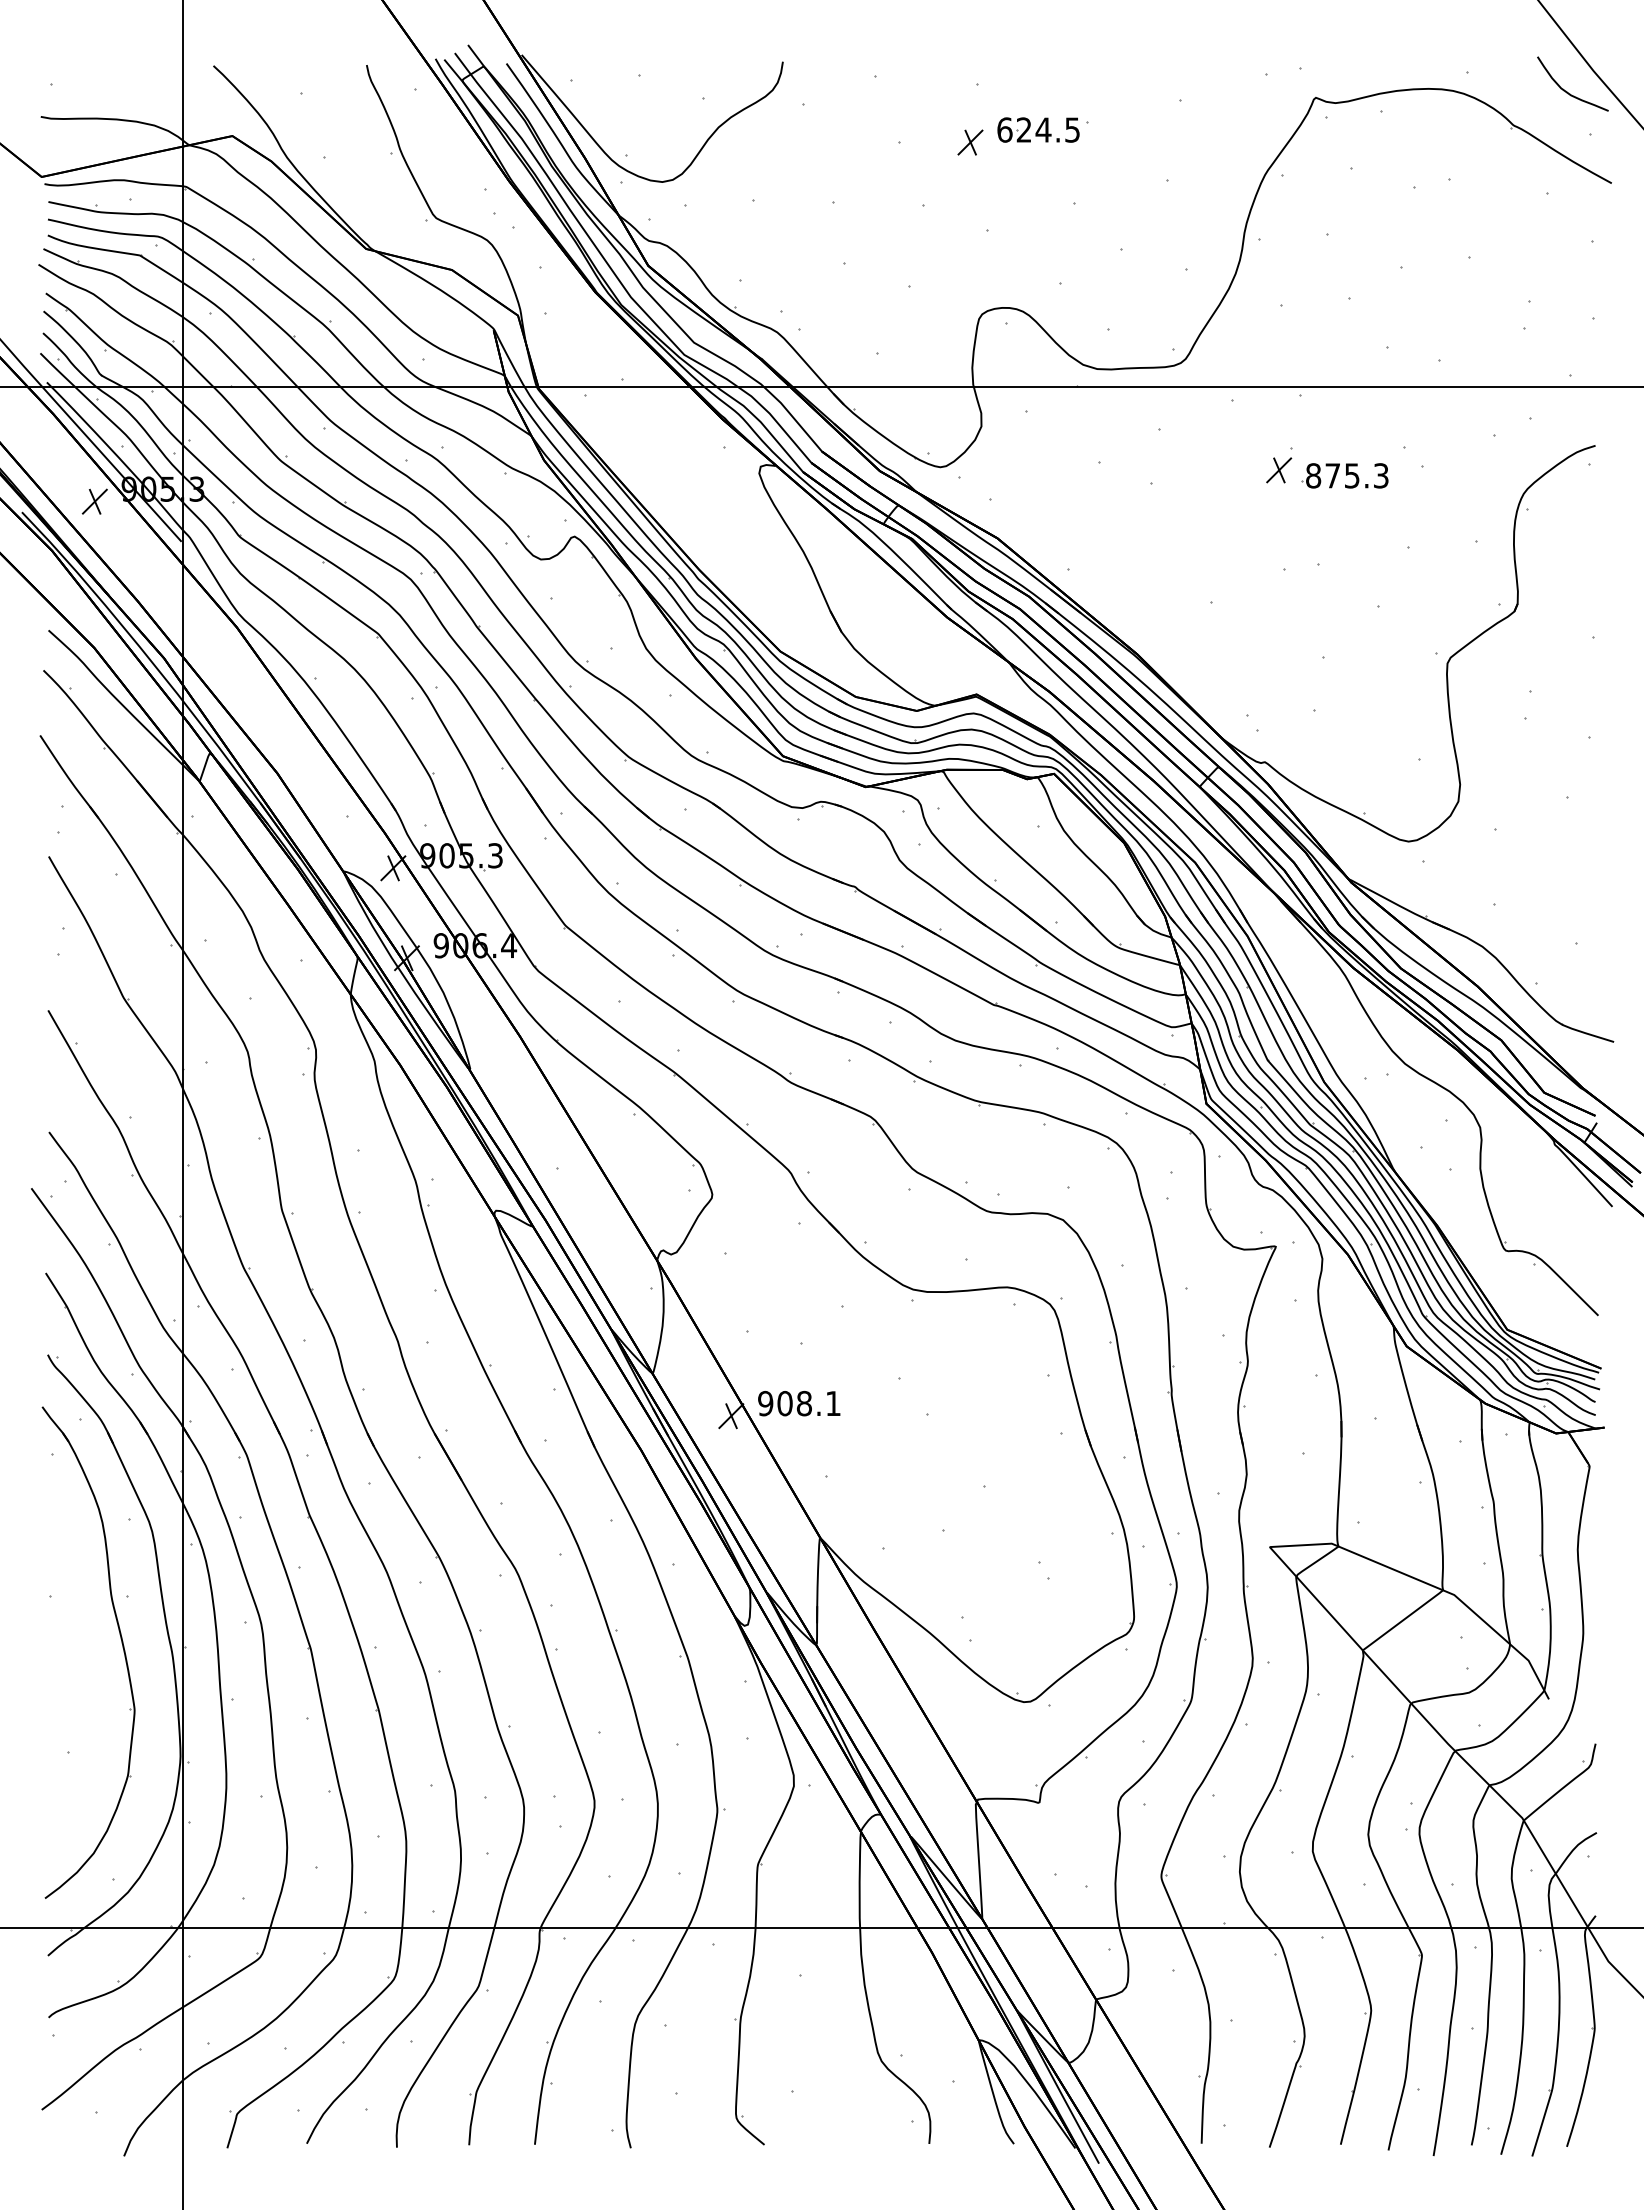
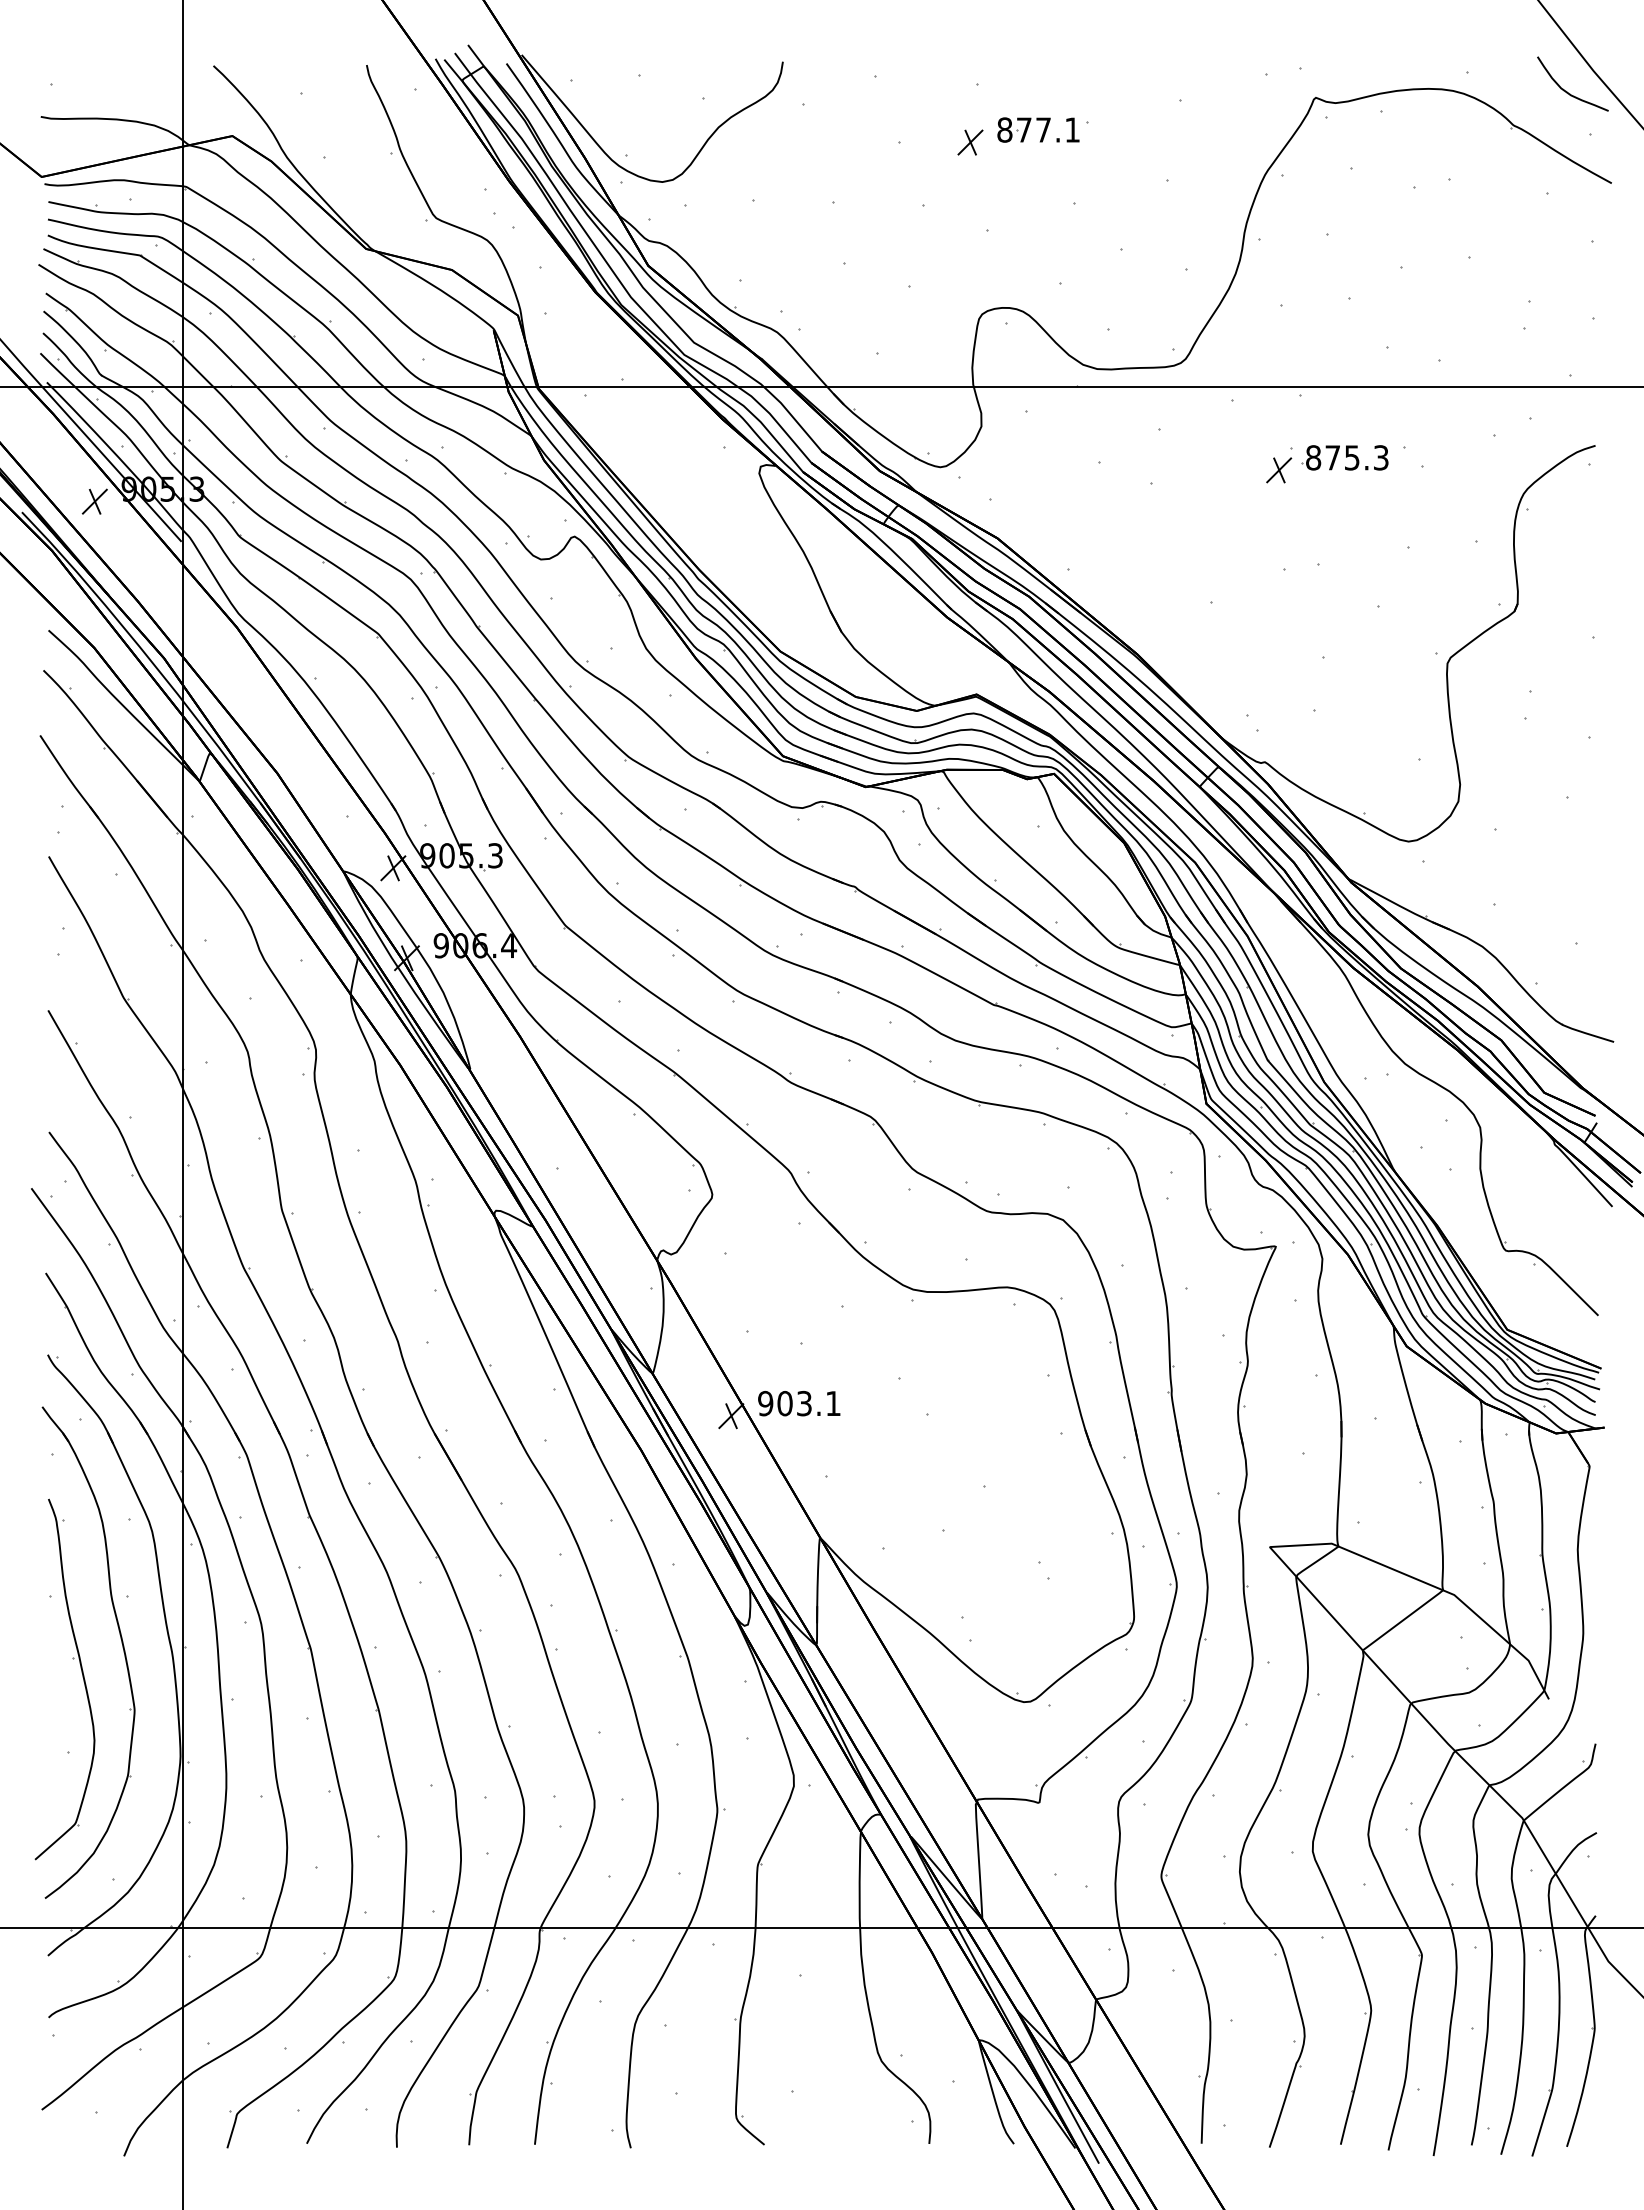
text: 624.5 -> 877.1 (1038, 129)
part position: (1344, 475) -> (1344, 457) (1344, 457)
text: 908.1 -> 903.1 (804, 1403)
part: none -> present (82, 1677)
